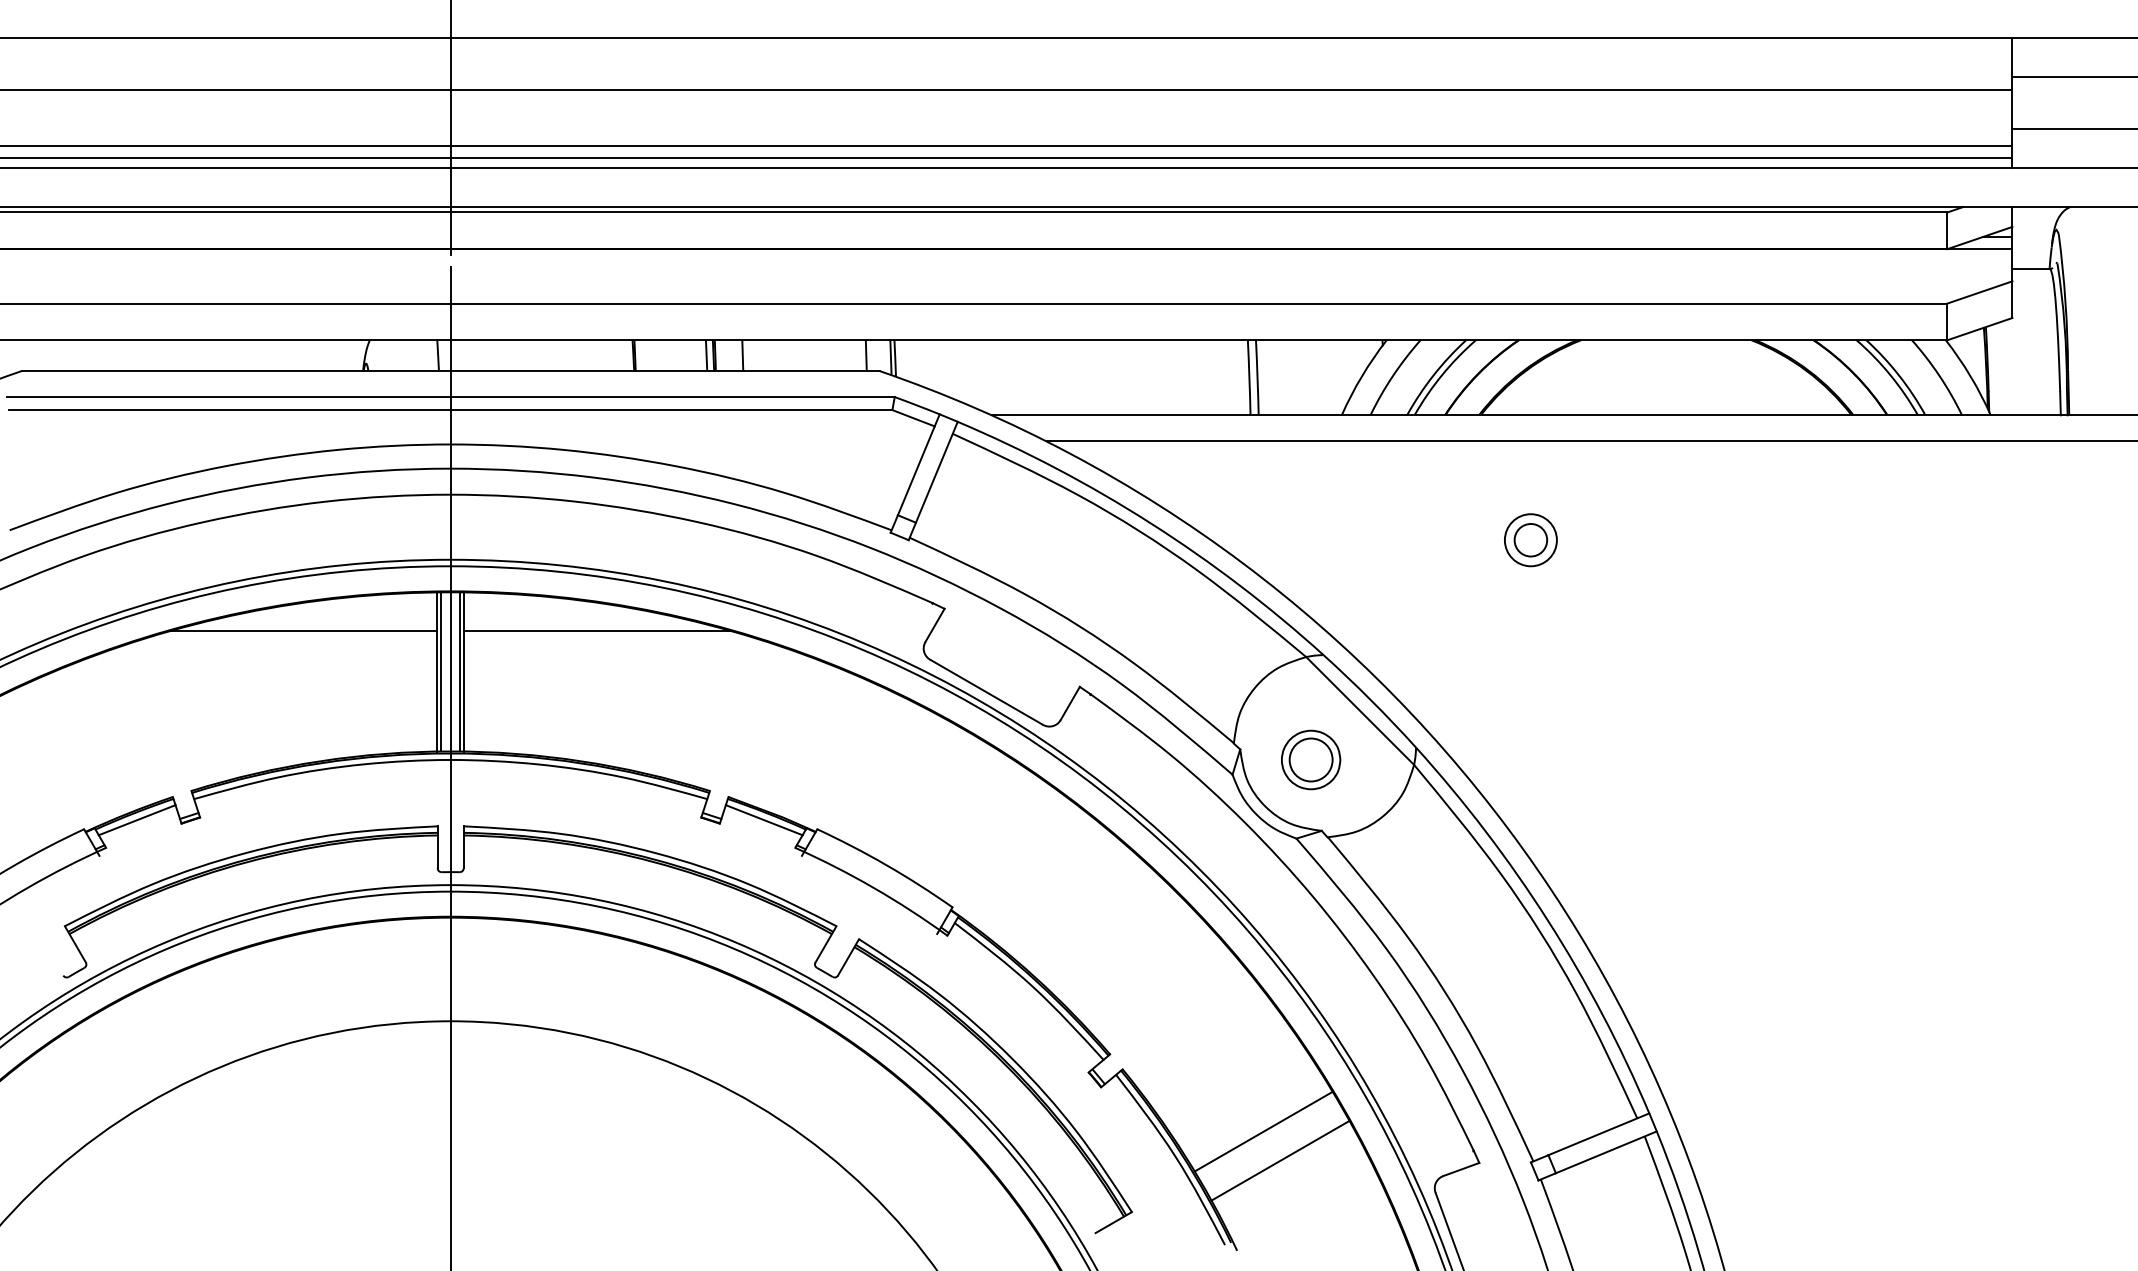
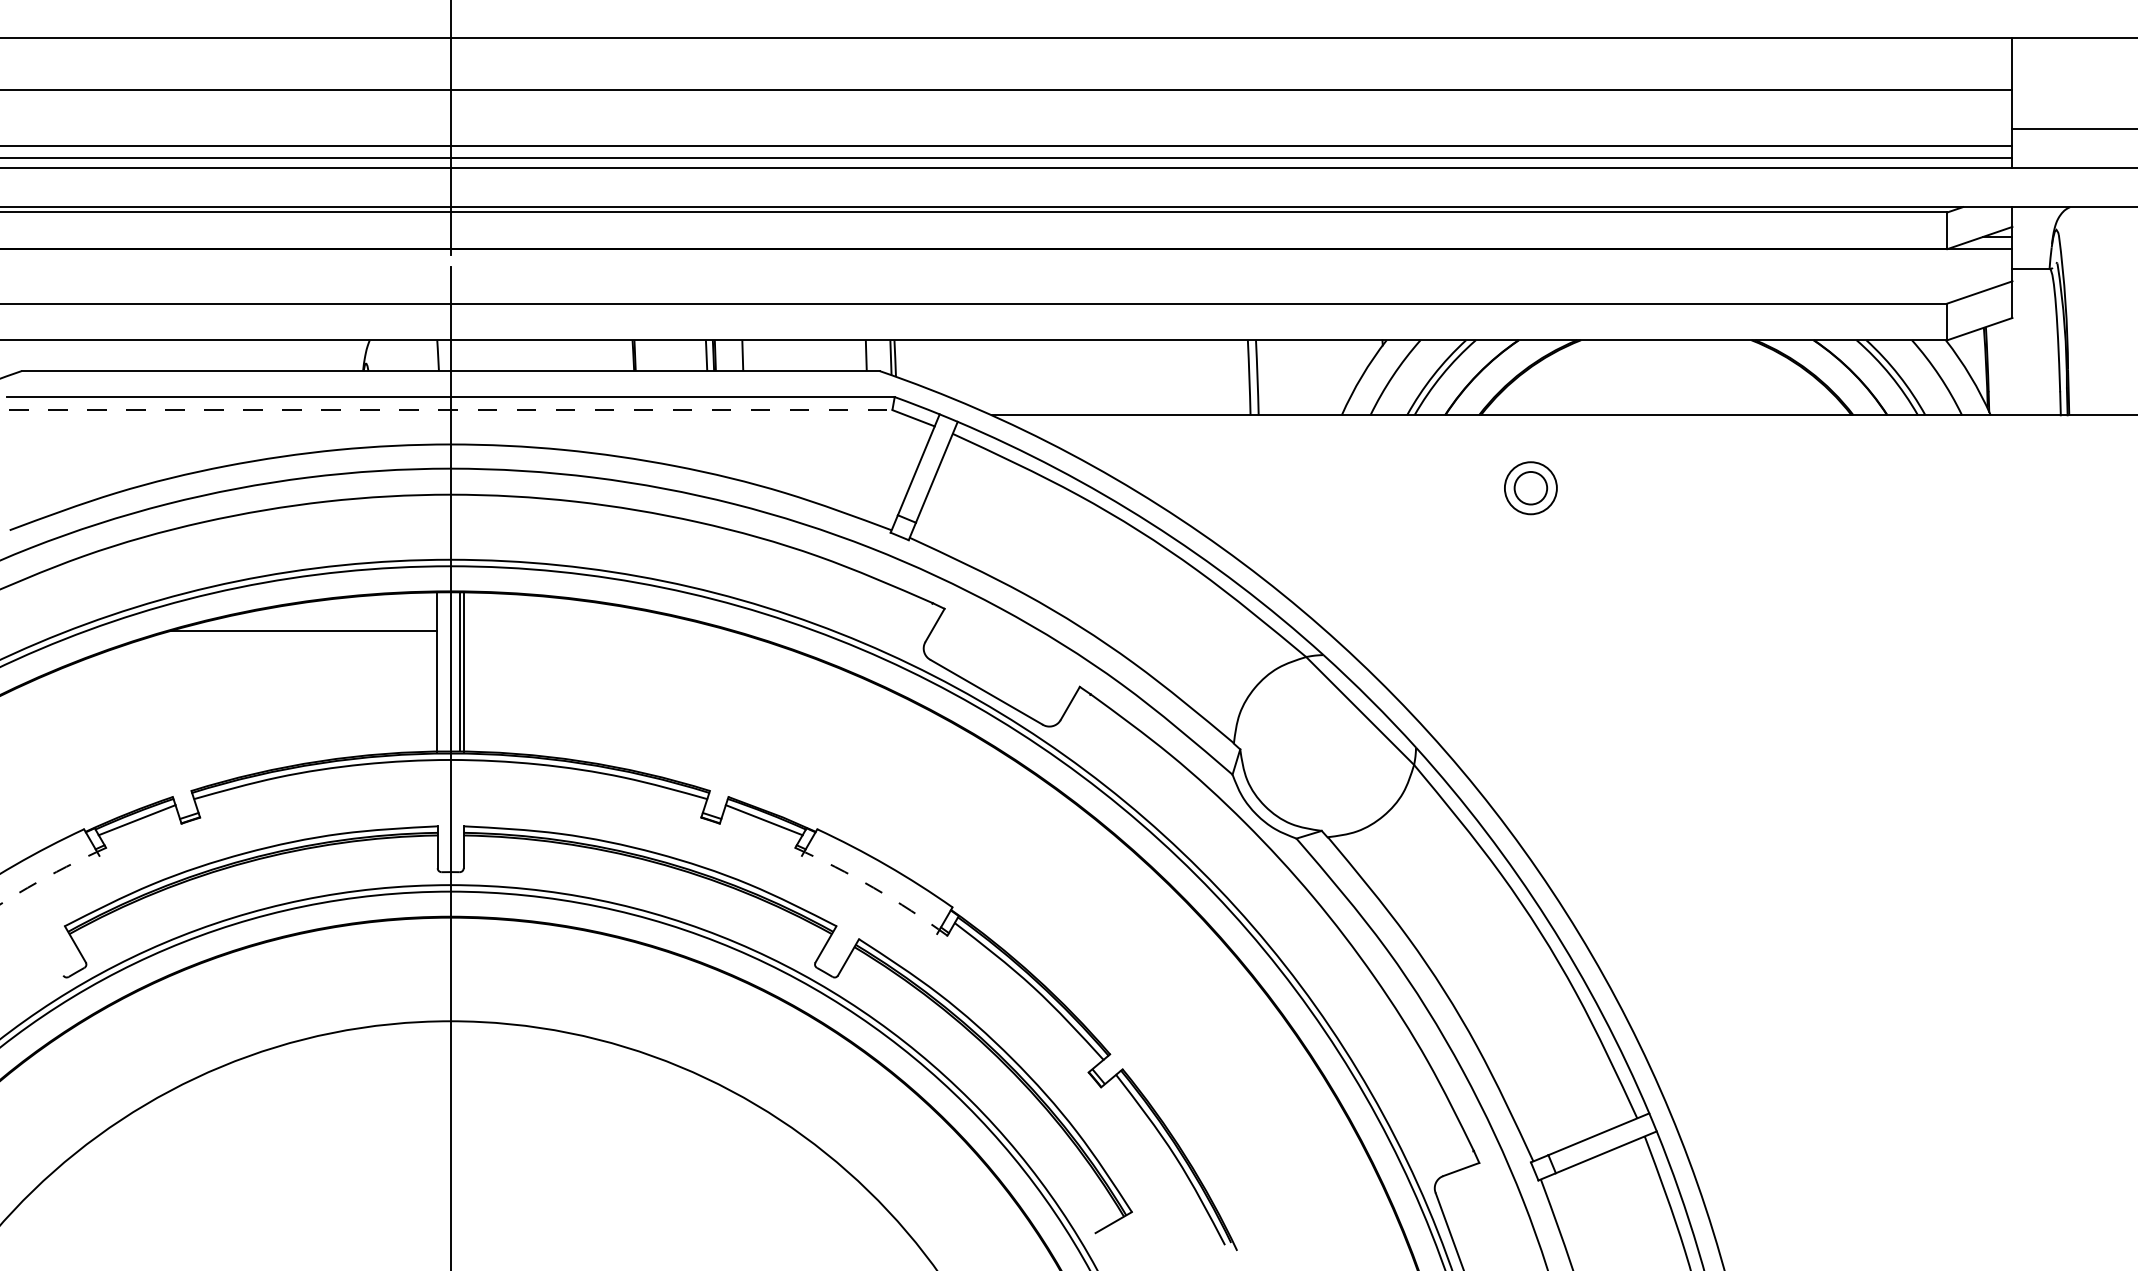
line: present -> none (2073, 76)
line: solid -> dashed (450, 410)
line: present -> none (1590, 441)
part position: (1530, 540) -> (1530, 488) (1530, 488)
line: present -> none (597, 631)
line: present -> none (440, 671)
part: present -> none (1311, 759)
arc: solid -> dashed (52, 874)
arc: solid -> dashed (873, 887)
line: present -> none (1263, 1131)
line: present -> none (1280, 1160)
